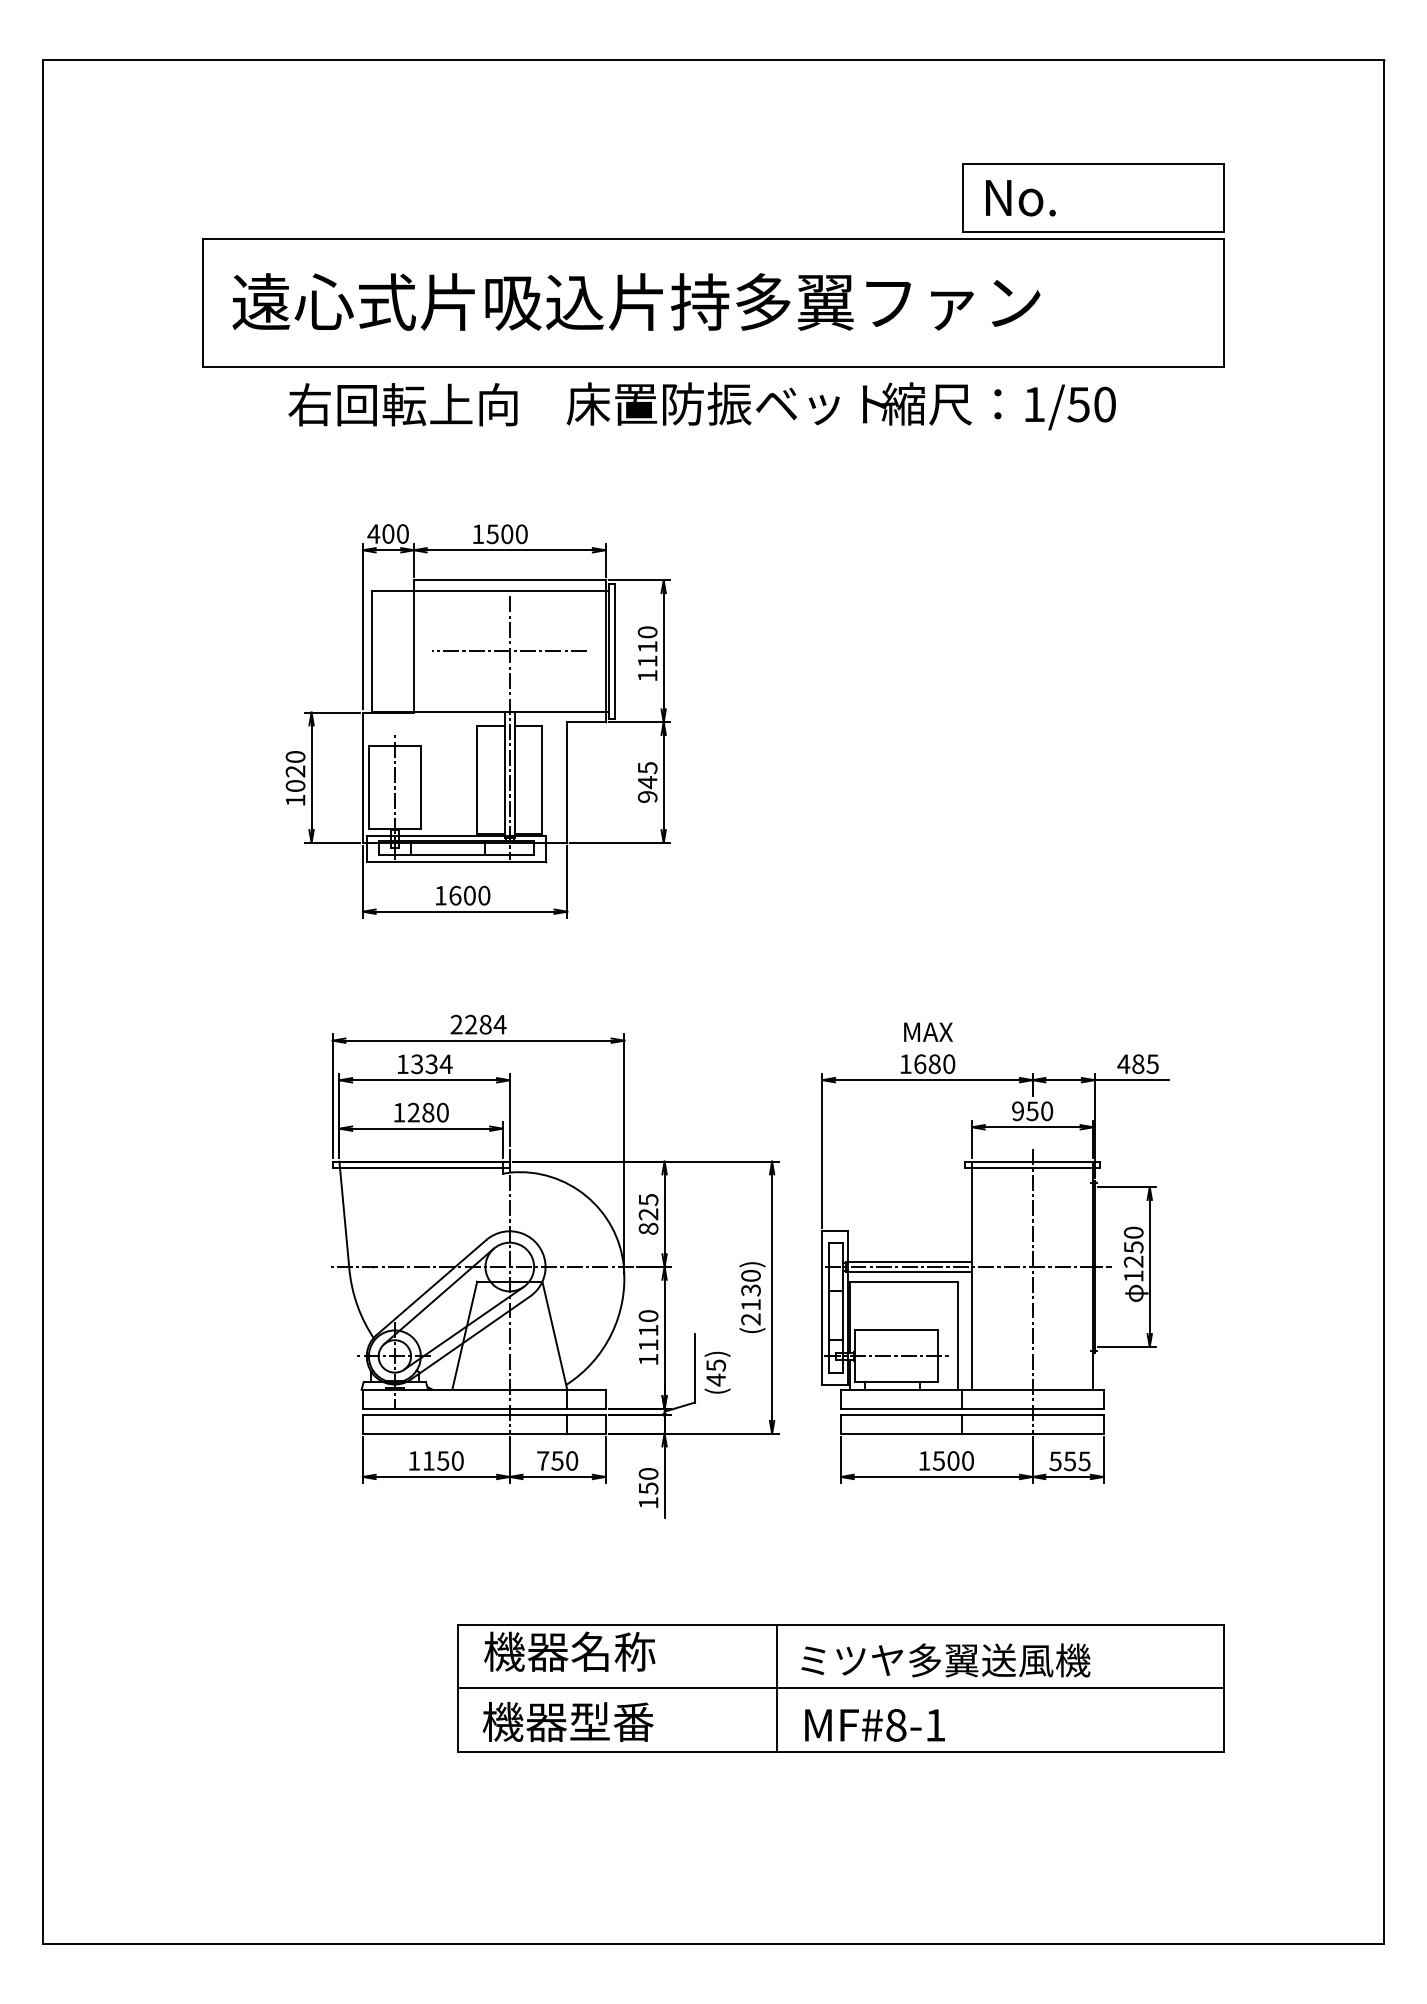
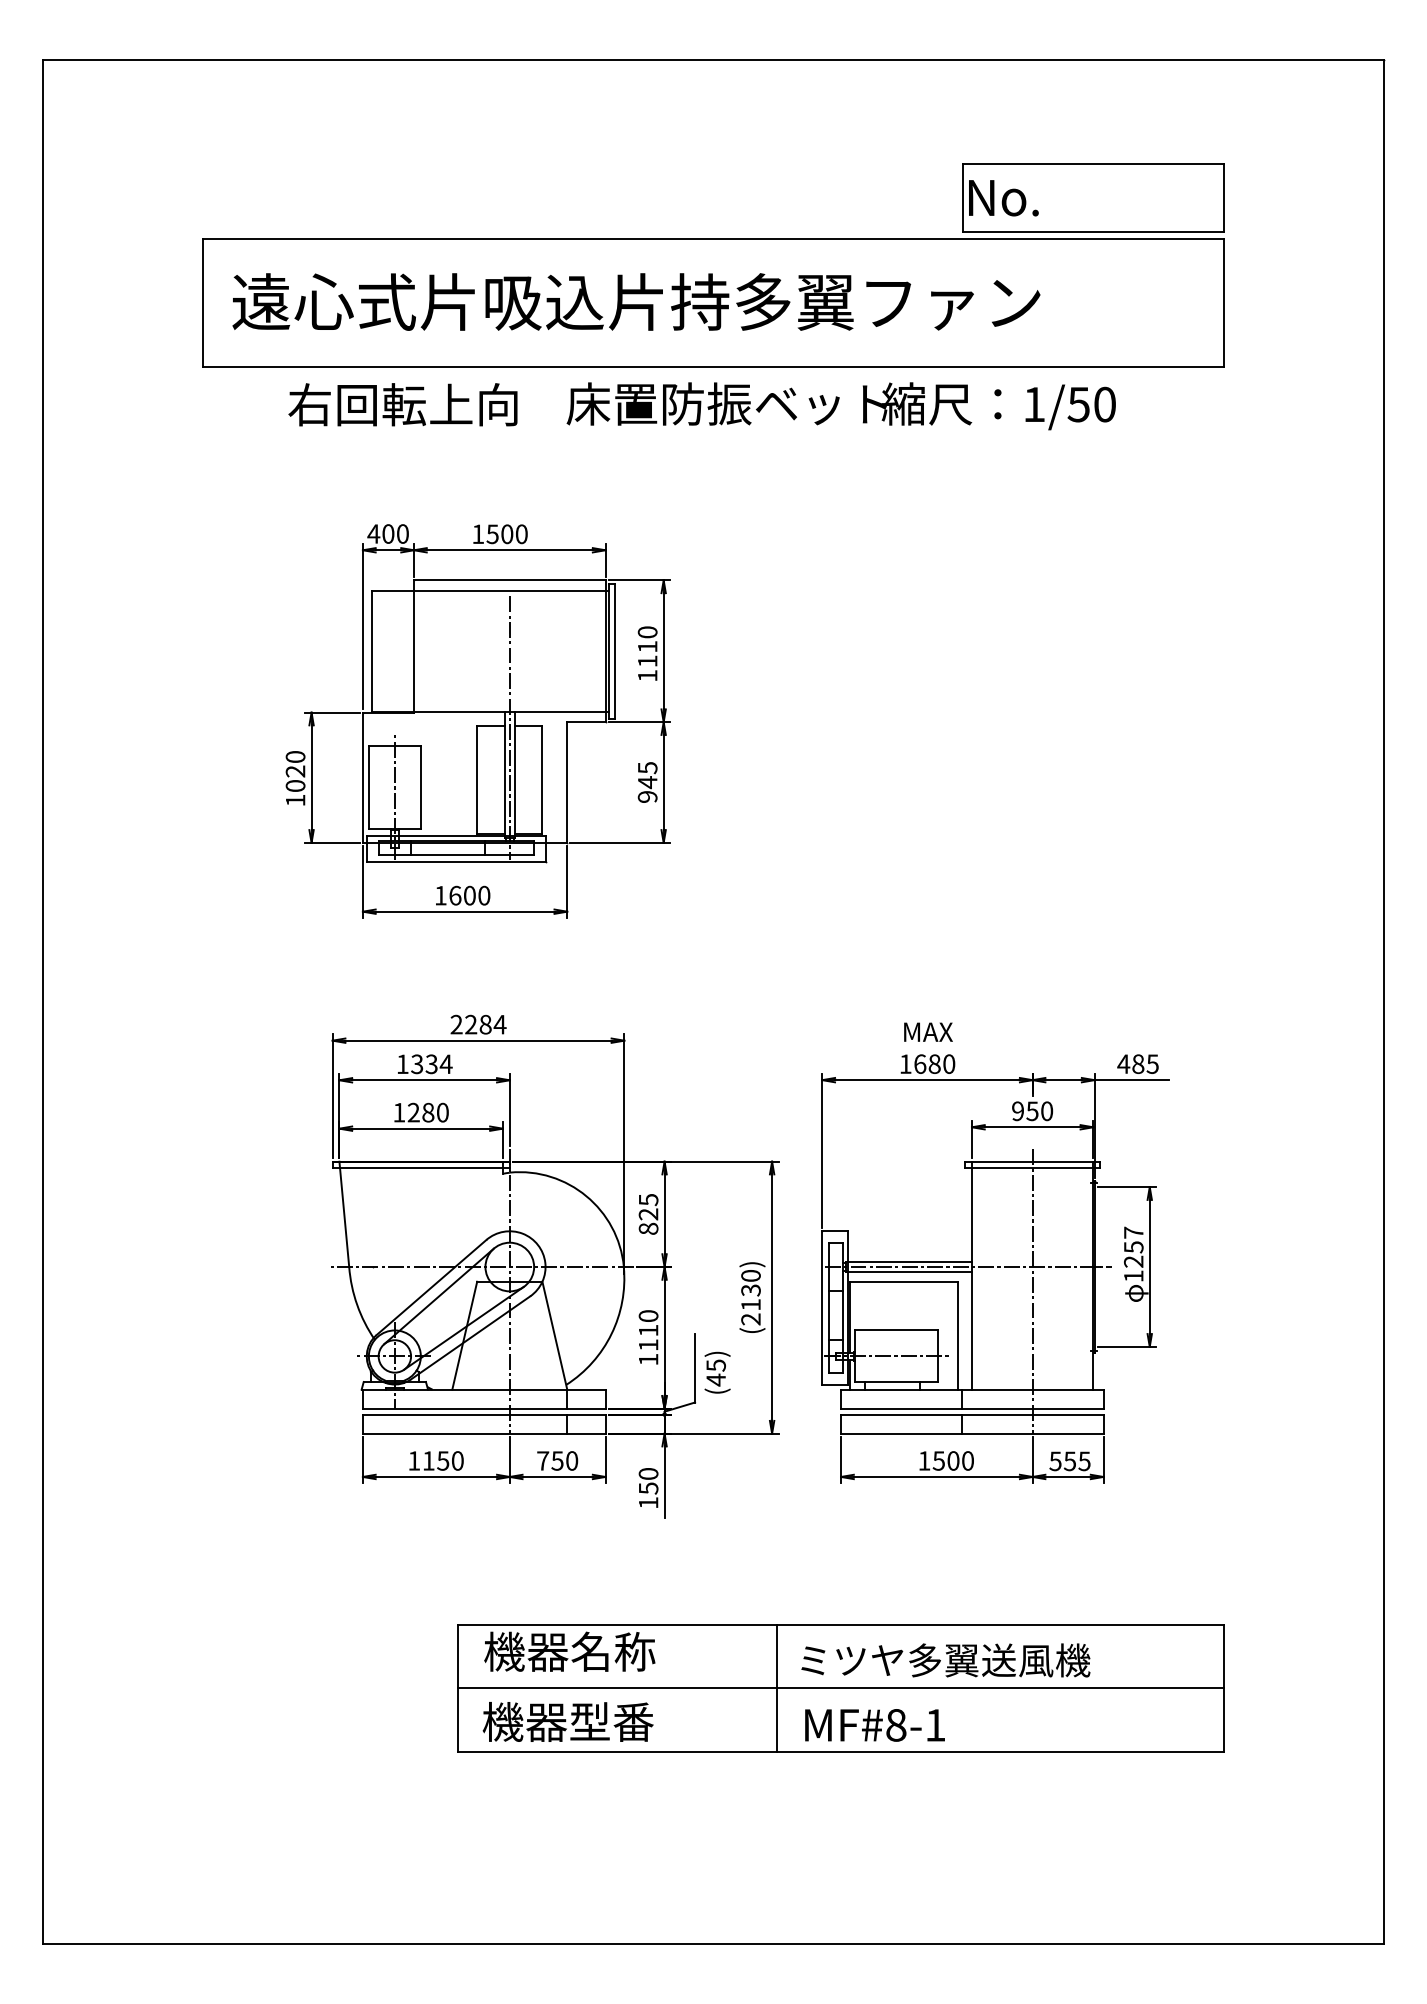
text position: (1020, 198) -> (1003, 198) (1003, 198)
line: present -> none (508, 651)
text: 1250 -> 1257 (1133, 1232)
